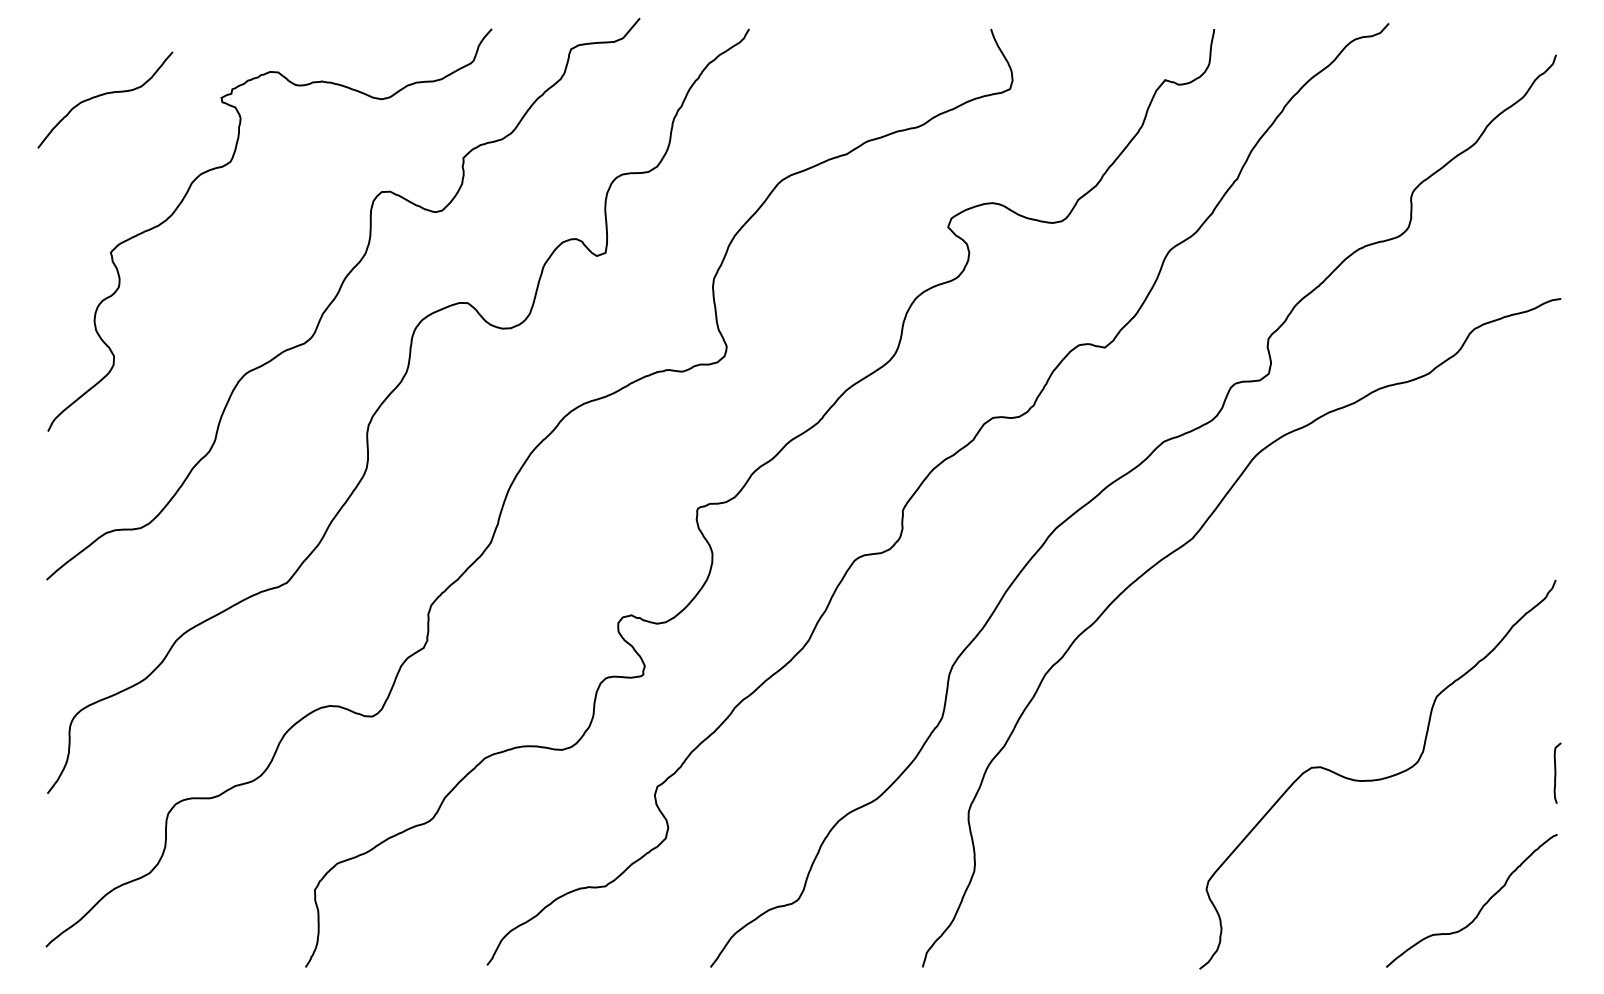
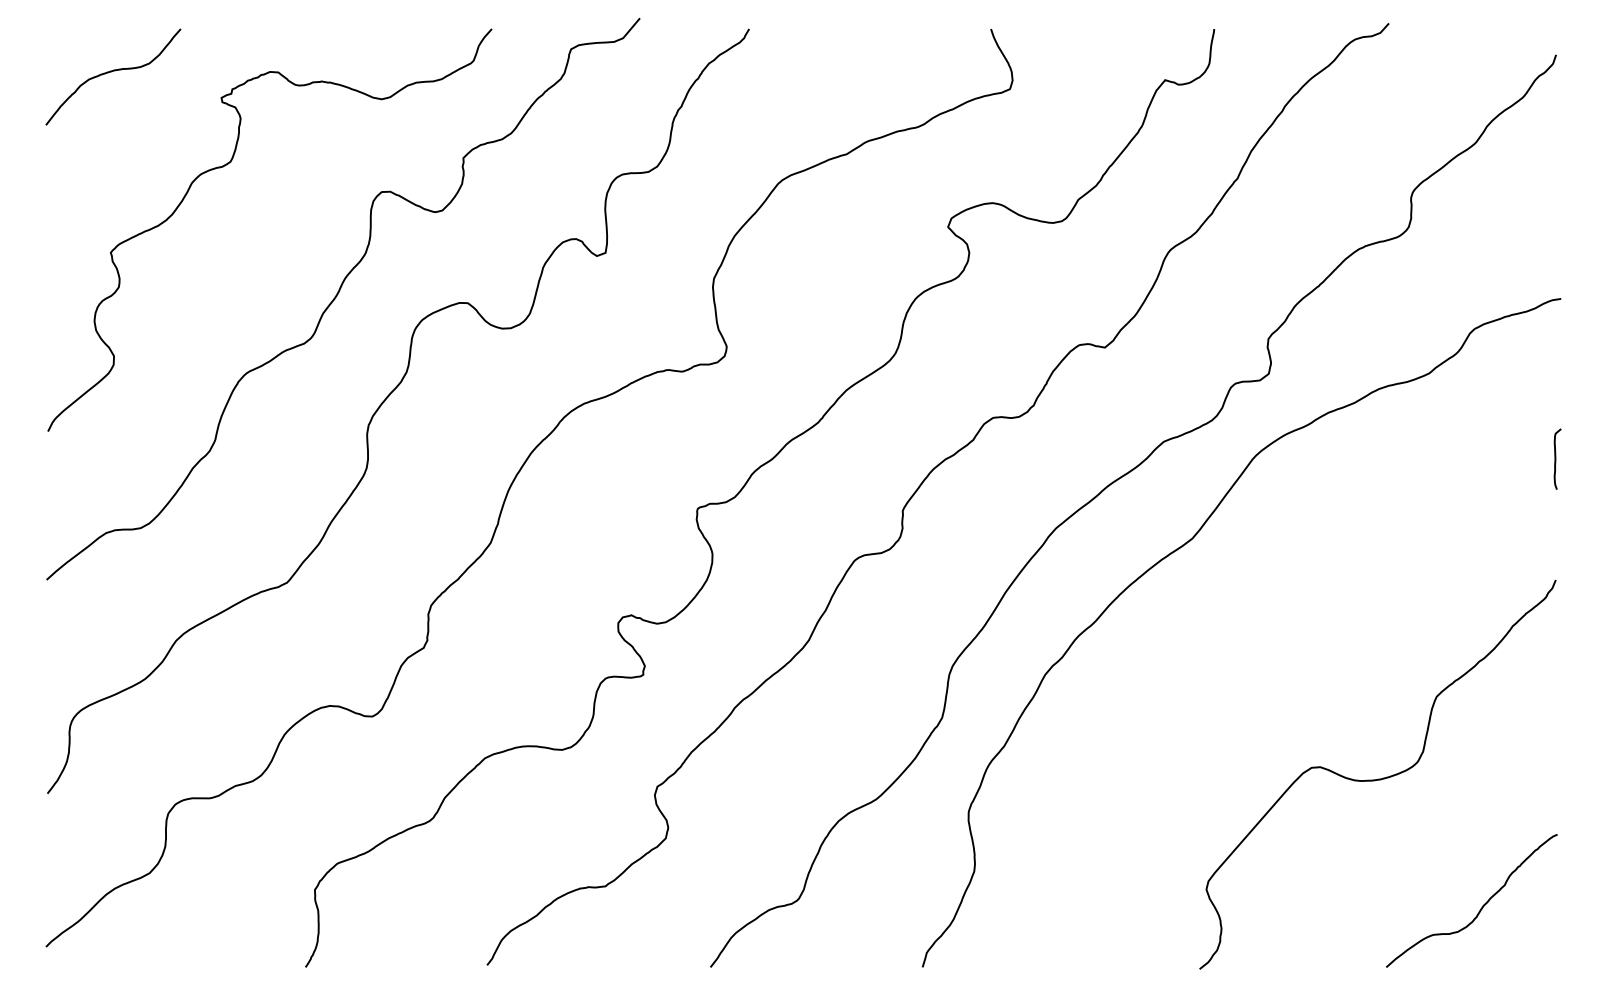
curve position: (103, 95) -> (111, 72) (111, 72)
curve position: (1556, 772) -> (1556, 458) (1556, 458)
